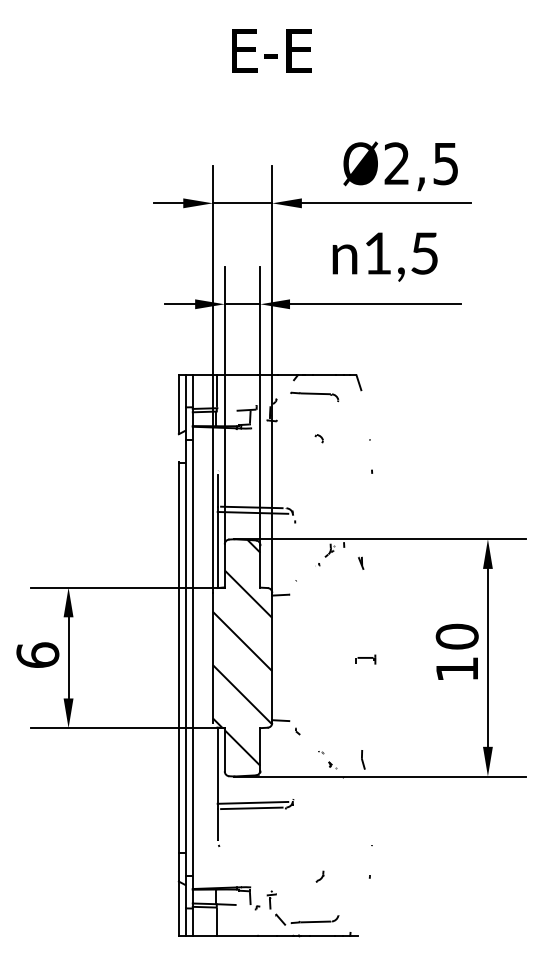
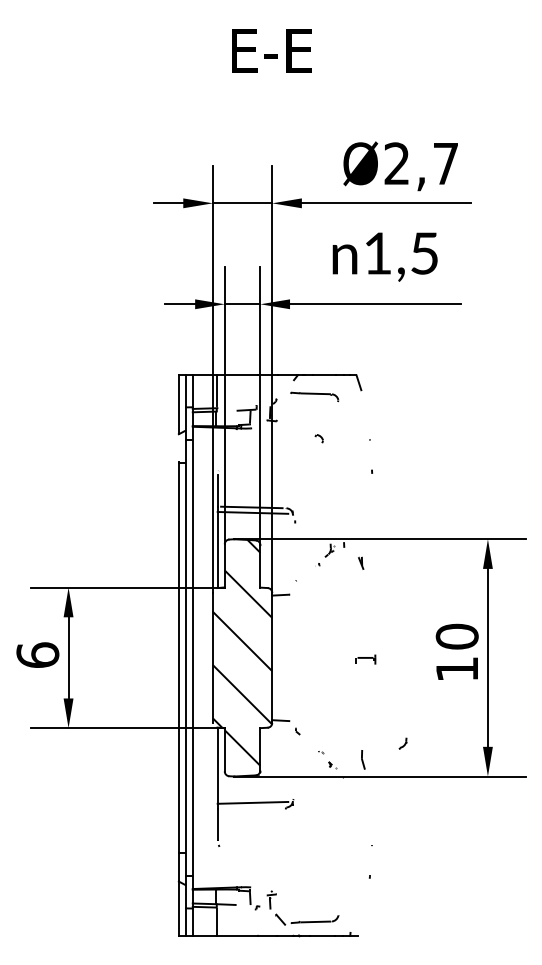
text: Ø2,5 -> Ø2,7 (445, 164)
line: present -> none (251, 808)
part position: (319, 876) -> (402, 743) (402, 743)
